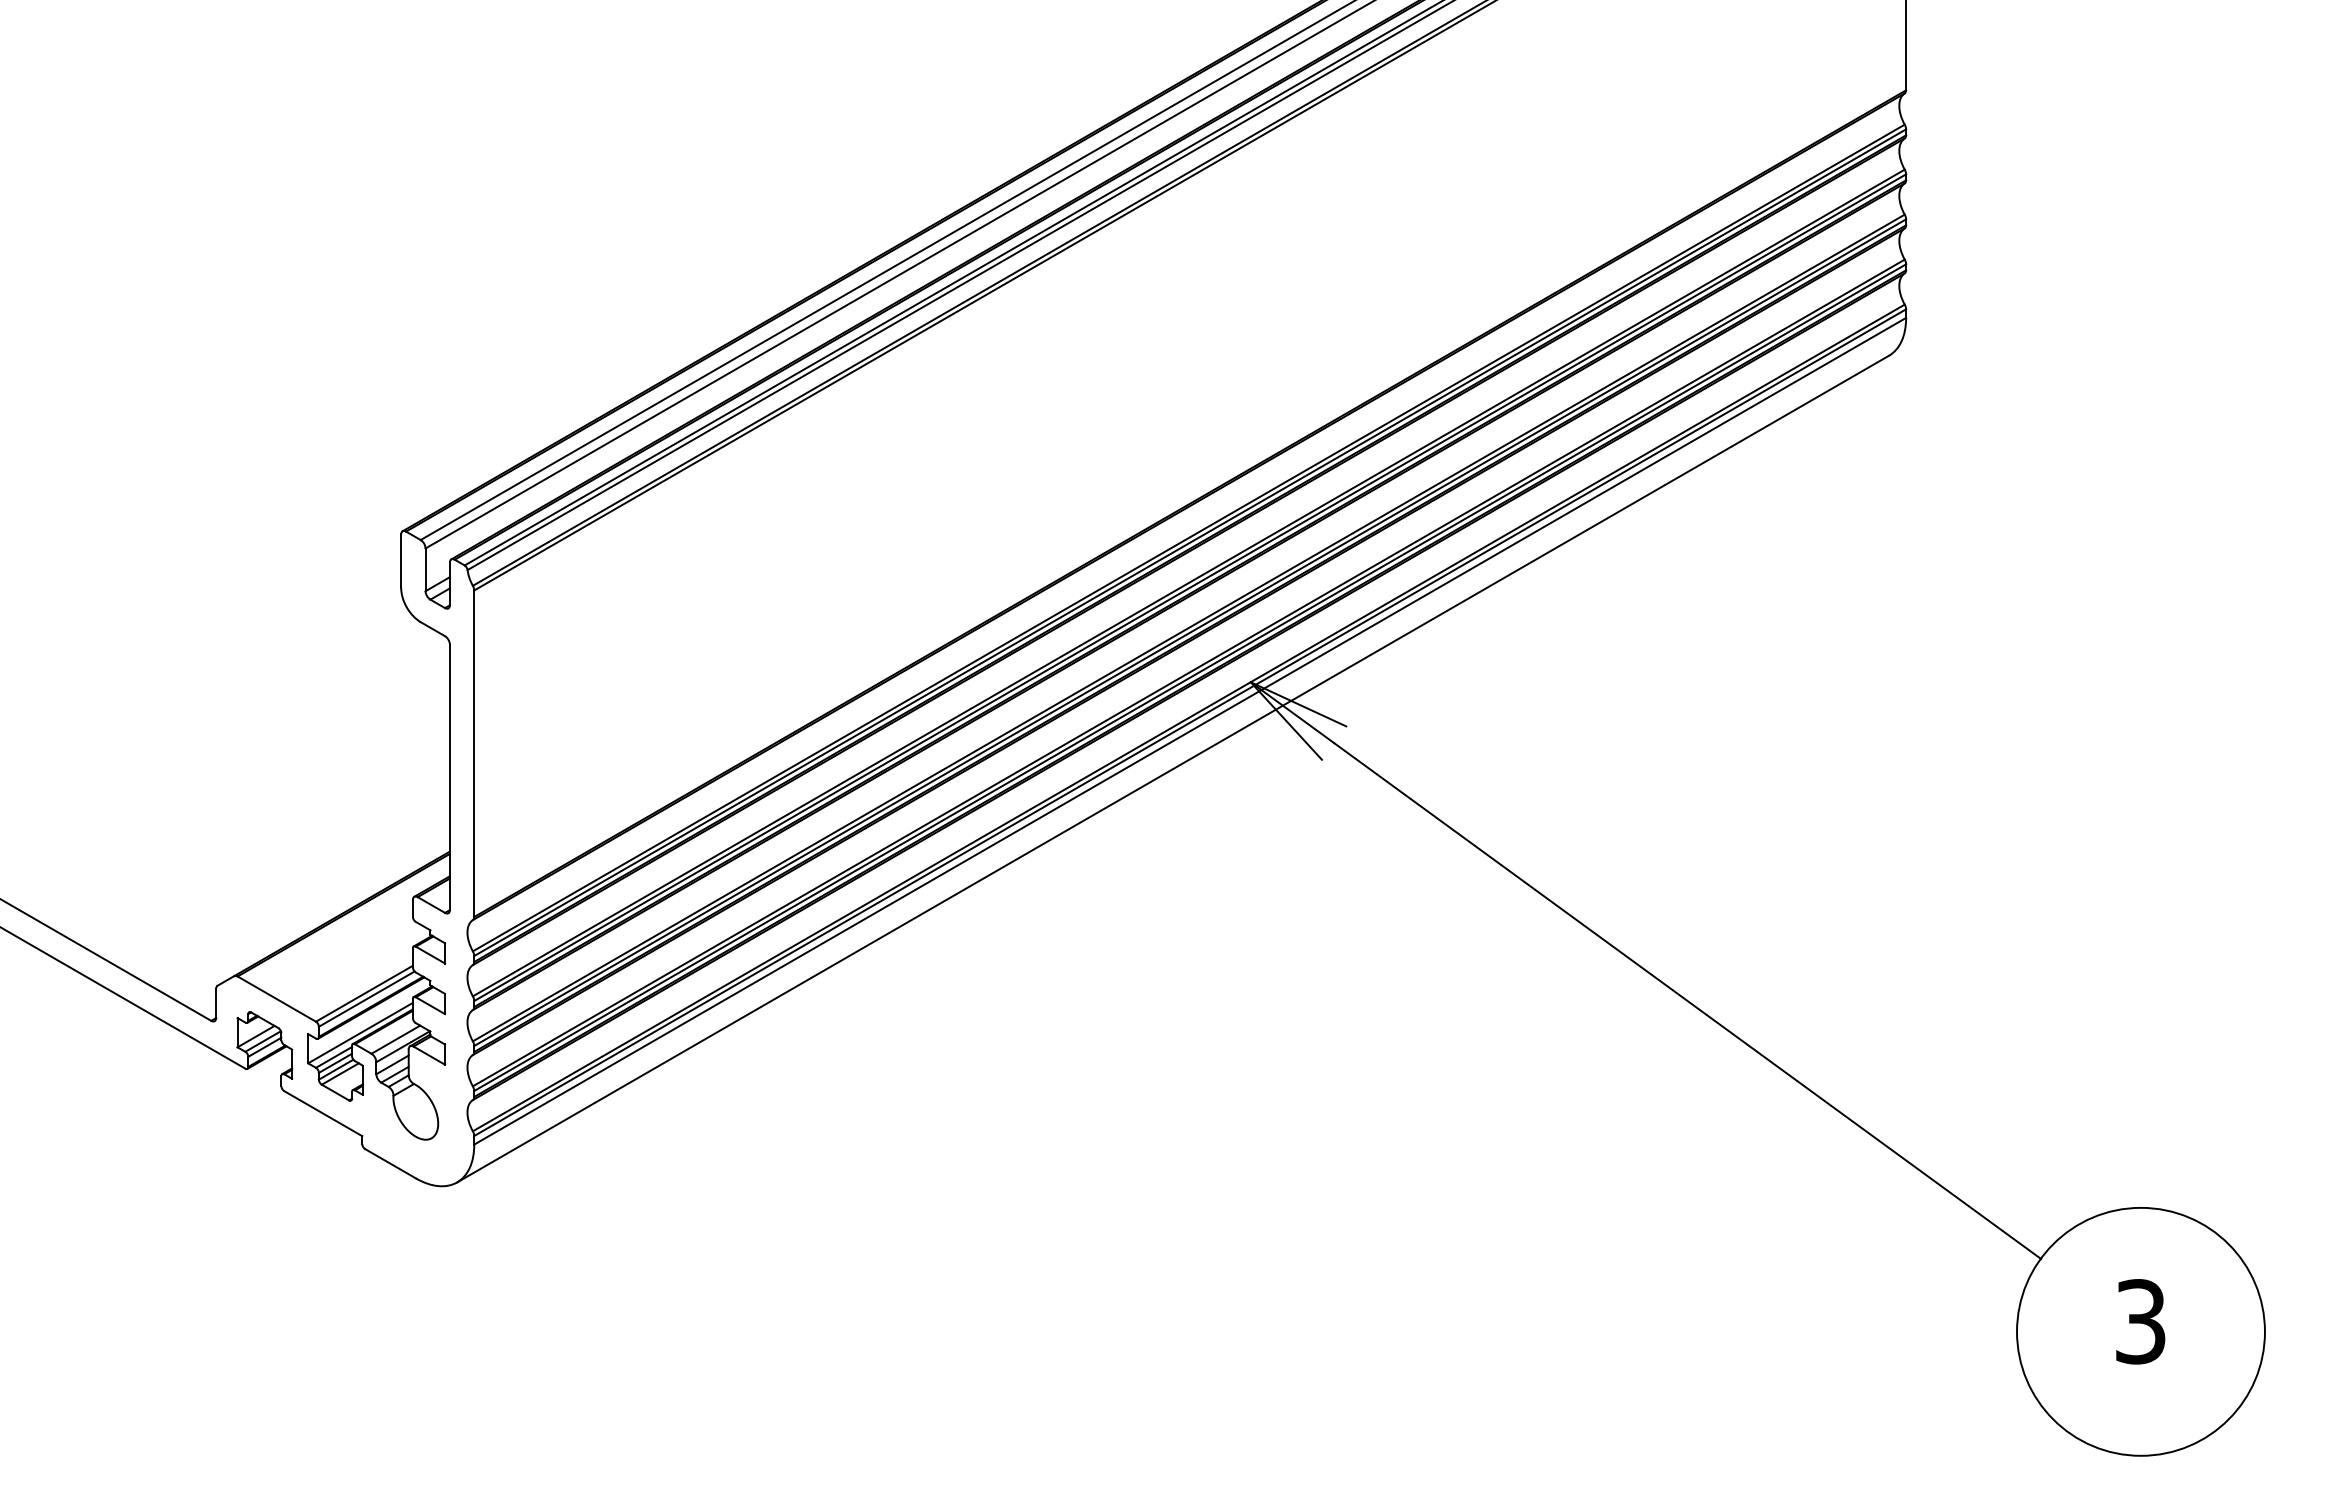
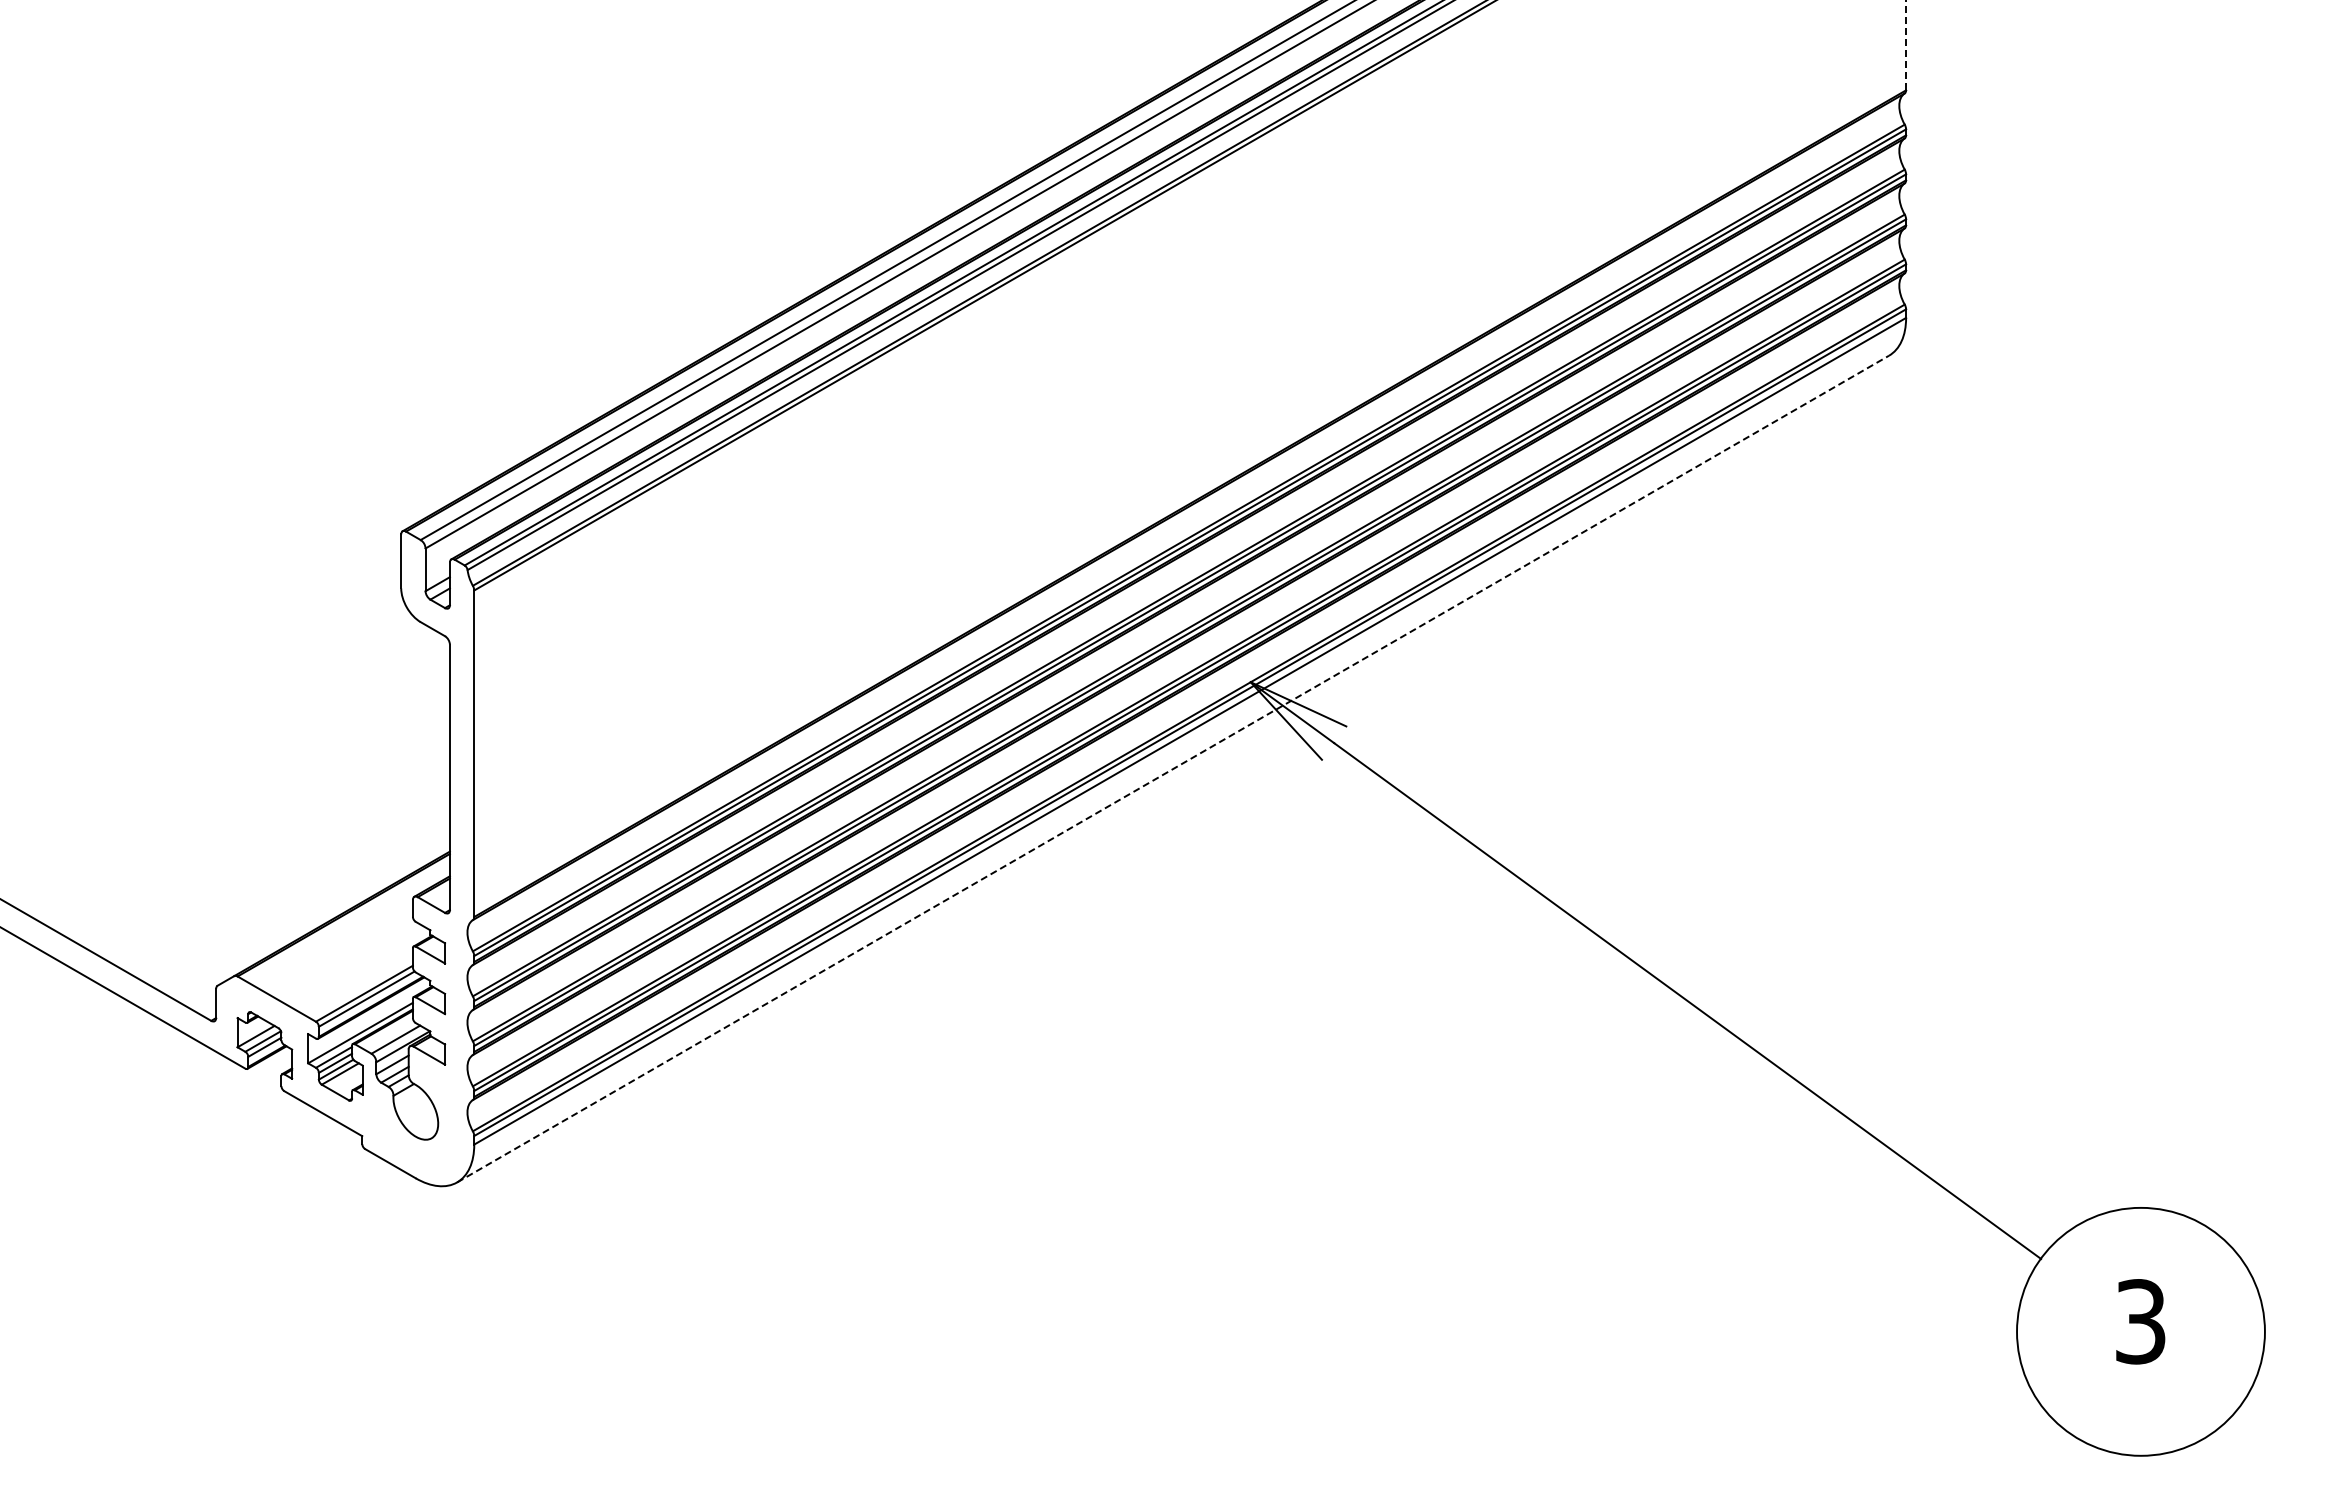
line: solid -> dashed (1906, 45)
line: solid -> dashed (1173, 769)
